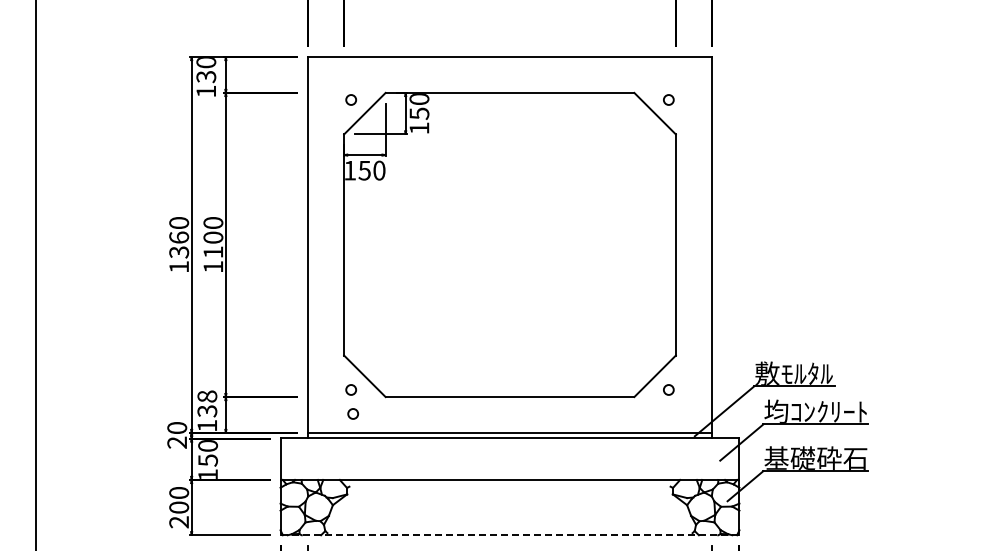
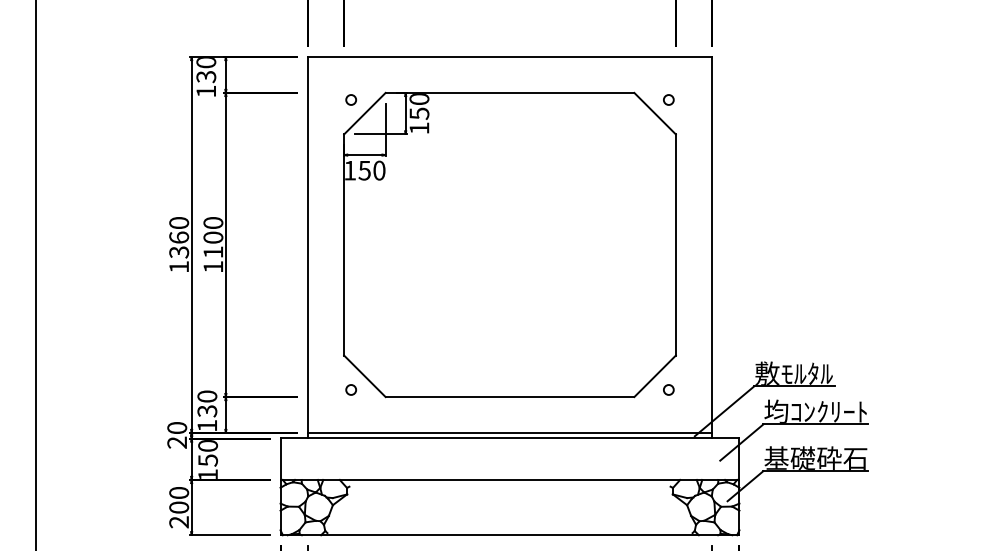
text: 138 -> 130 (207, 396)
circle: present -> none (352, 413)
line: dashed -> solid (510, 535)
